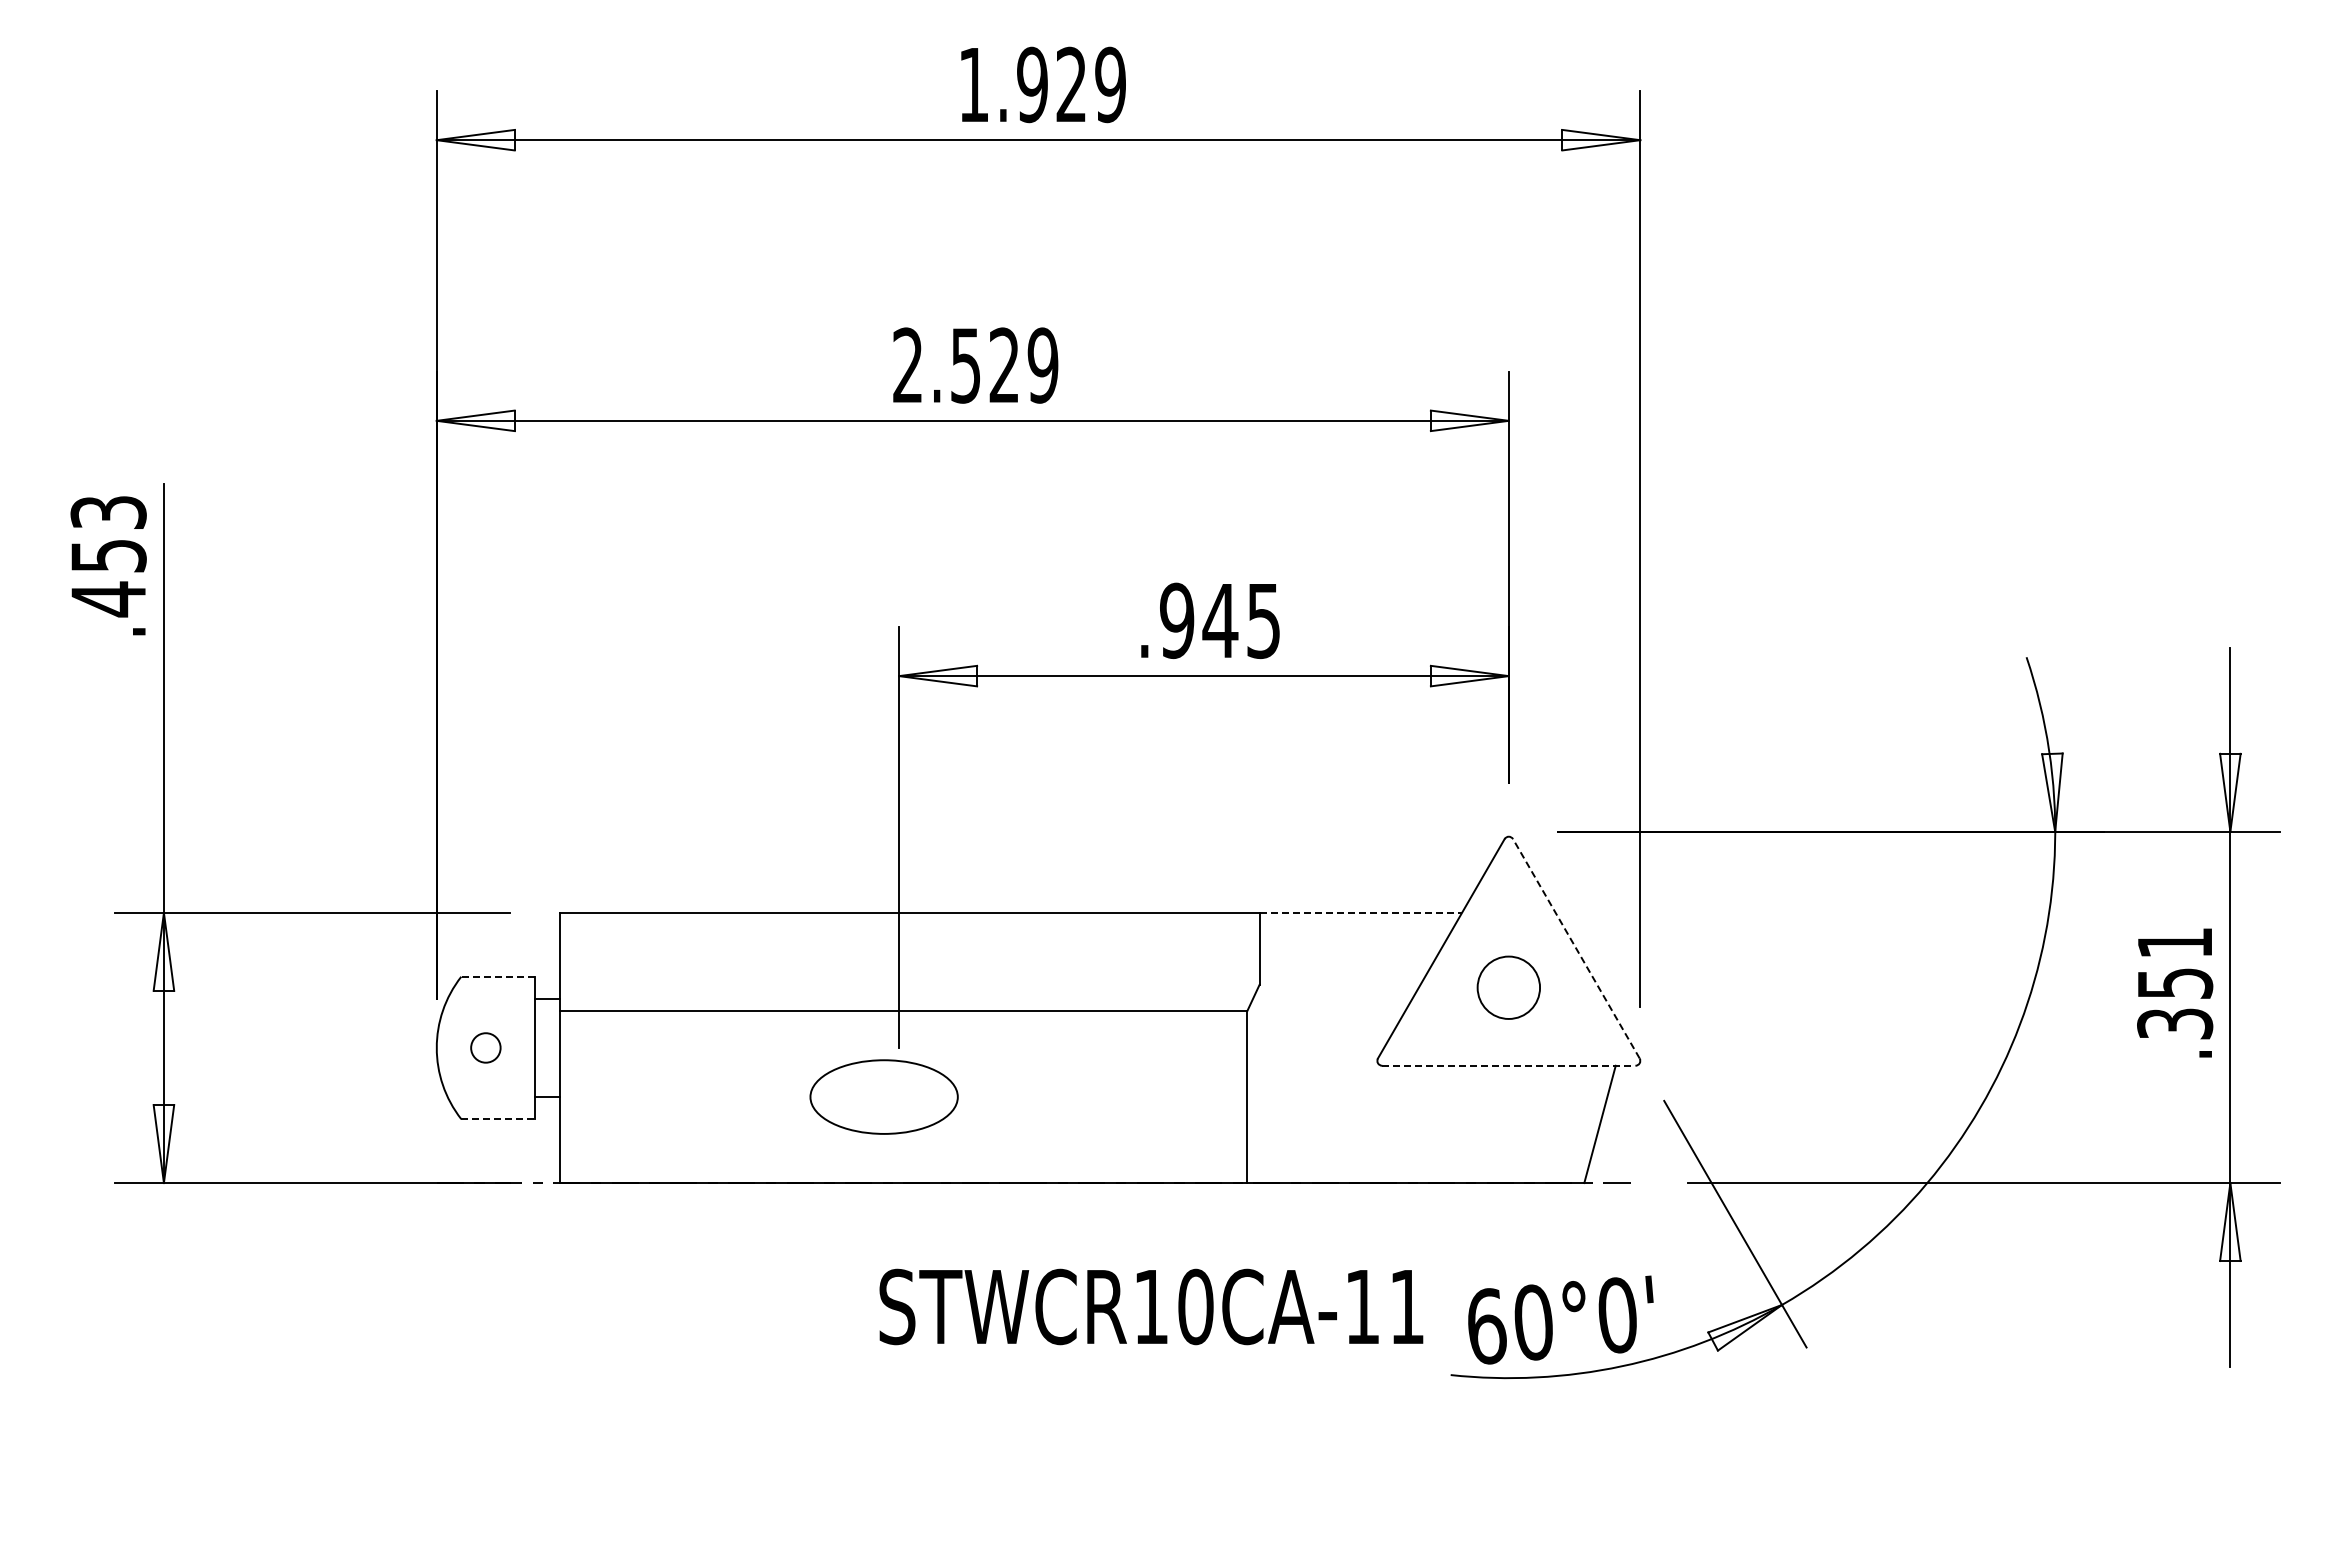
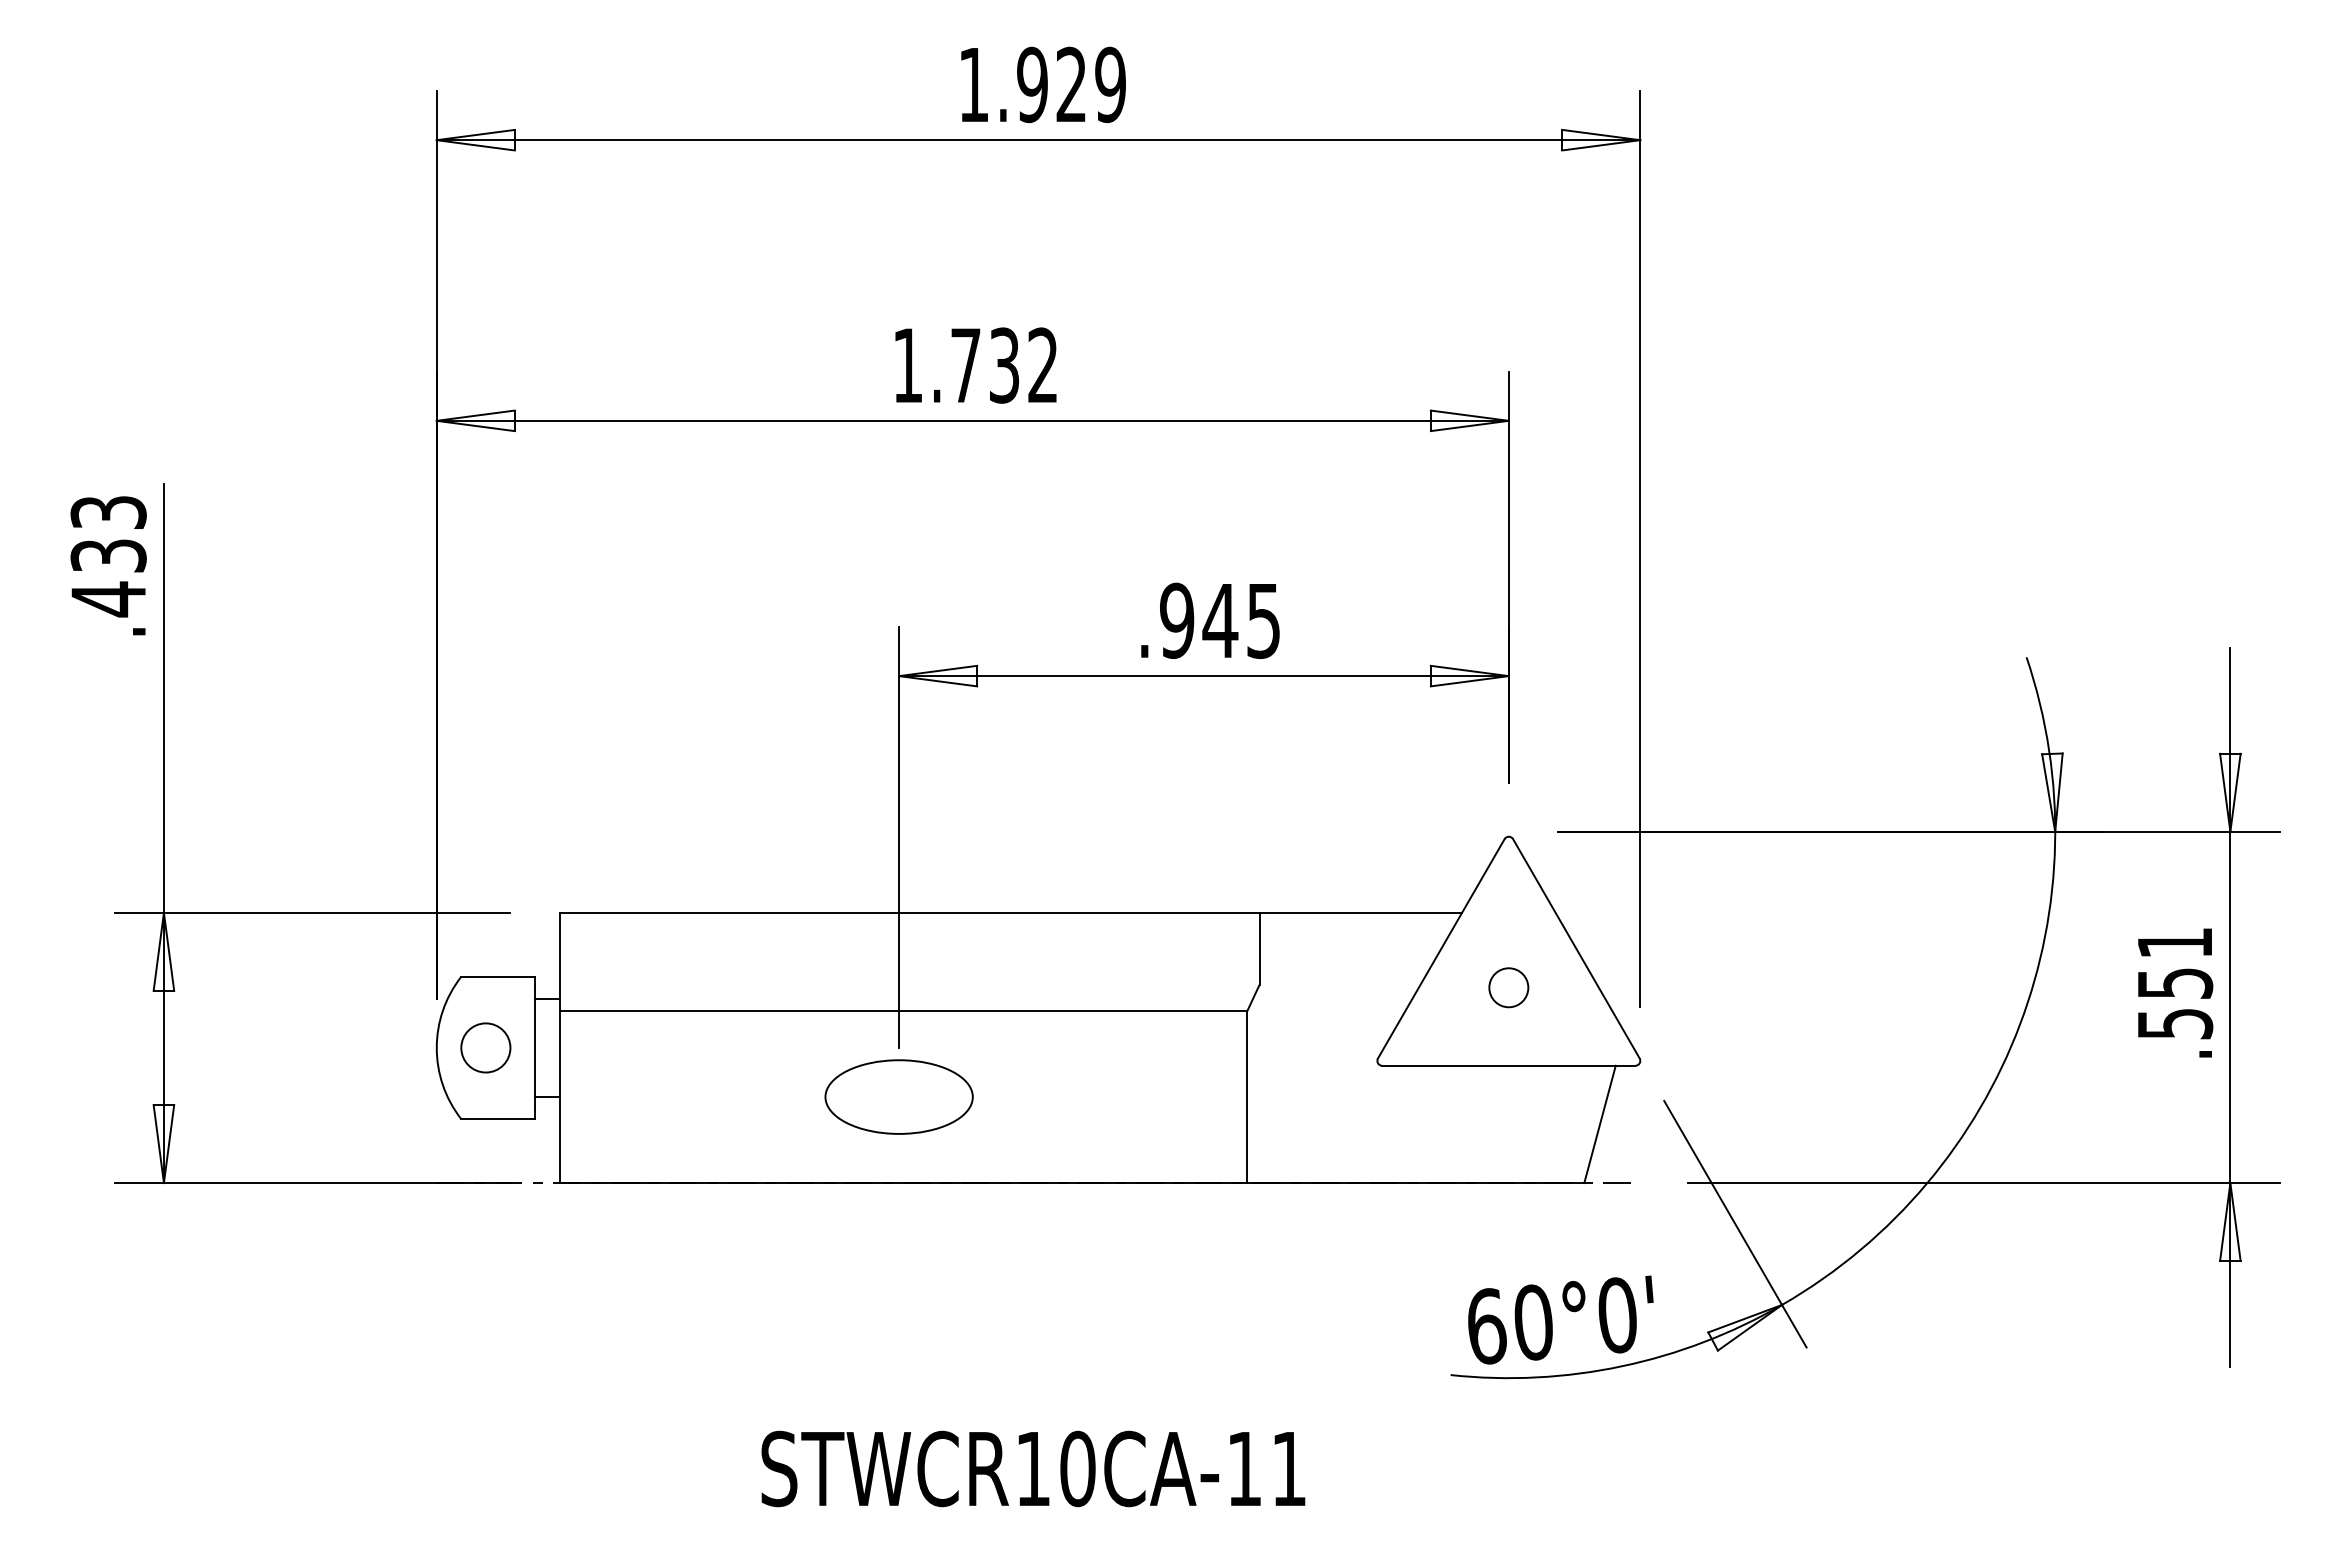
text: 2.529 -> 1.732 (975, 365)
text: .453 -> .433 (108, 555)
line: dashed -> solid (1361, 912)
line: dashed -> solid (1576, 948)
line: dashed -> solid (498, 976)
circle diameter: 62 px -> 39 px (1508, 987)
text: .351 -> .551 (2174, 1023)
circle diameter: 29 px -> 49 px (485, 1047)
line: dashed -> solid (1508, 1065)
part position: (883, 1096) -> (898, 1096) (898, 1096)
line: dashed -> solid (498, 1119)
text position: (1151, 1306) -> (1033, 1468) (1033, 1468)
